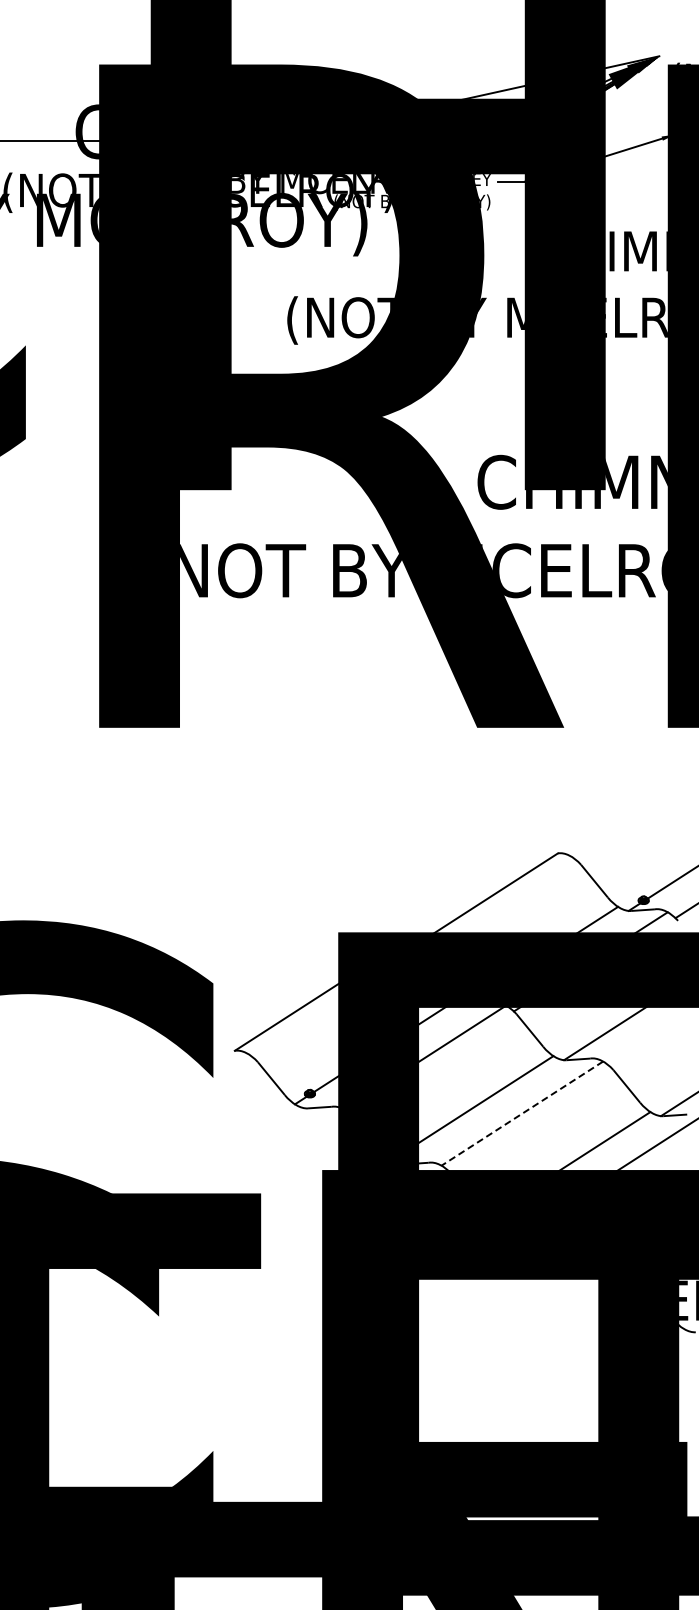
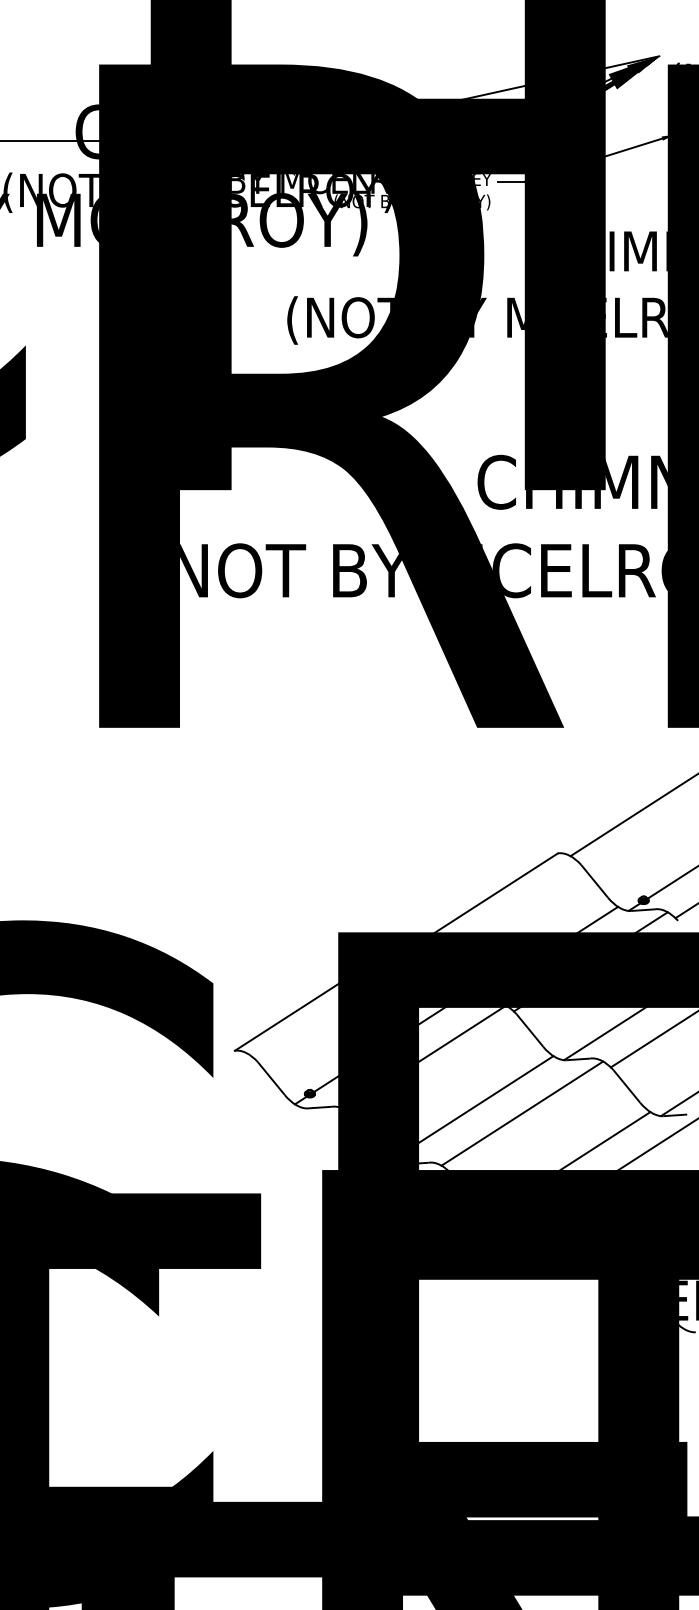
line: none -> present (632, 815)
line: none -> present (652, 1039)
line: dashed -> solid (521, 1113)
